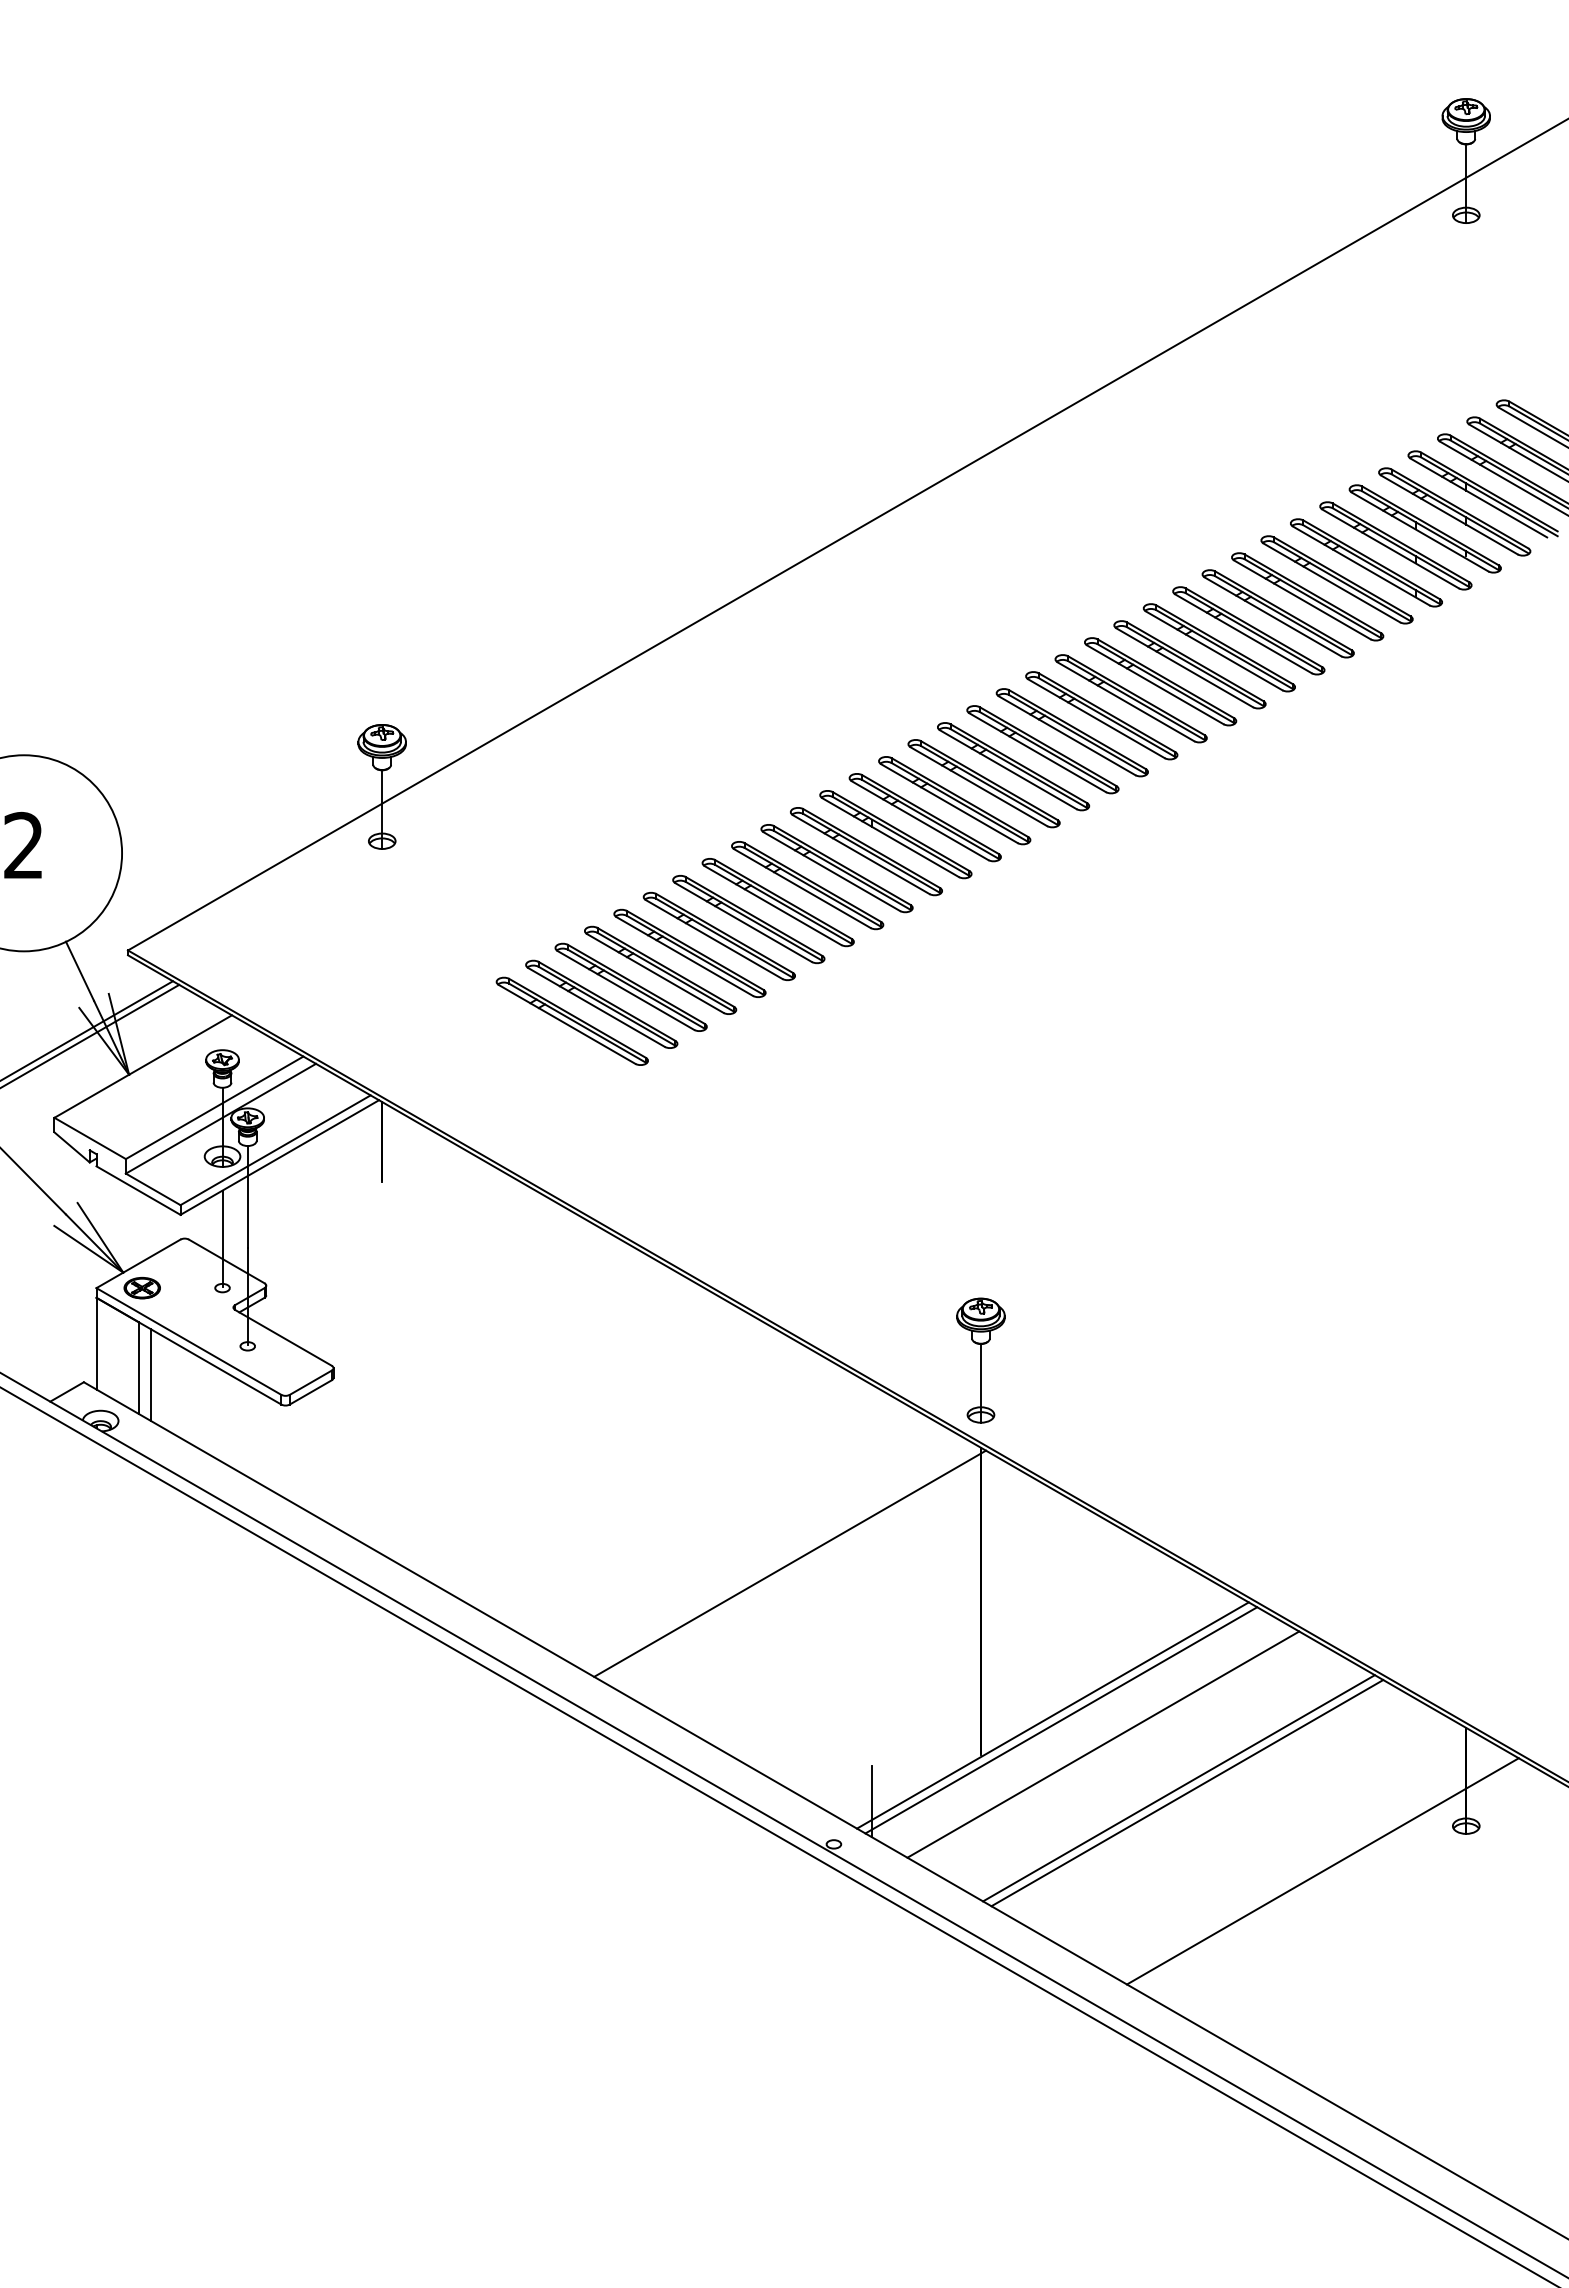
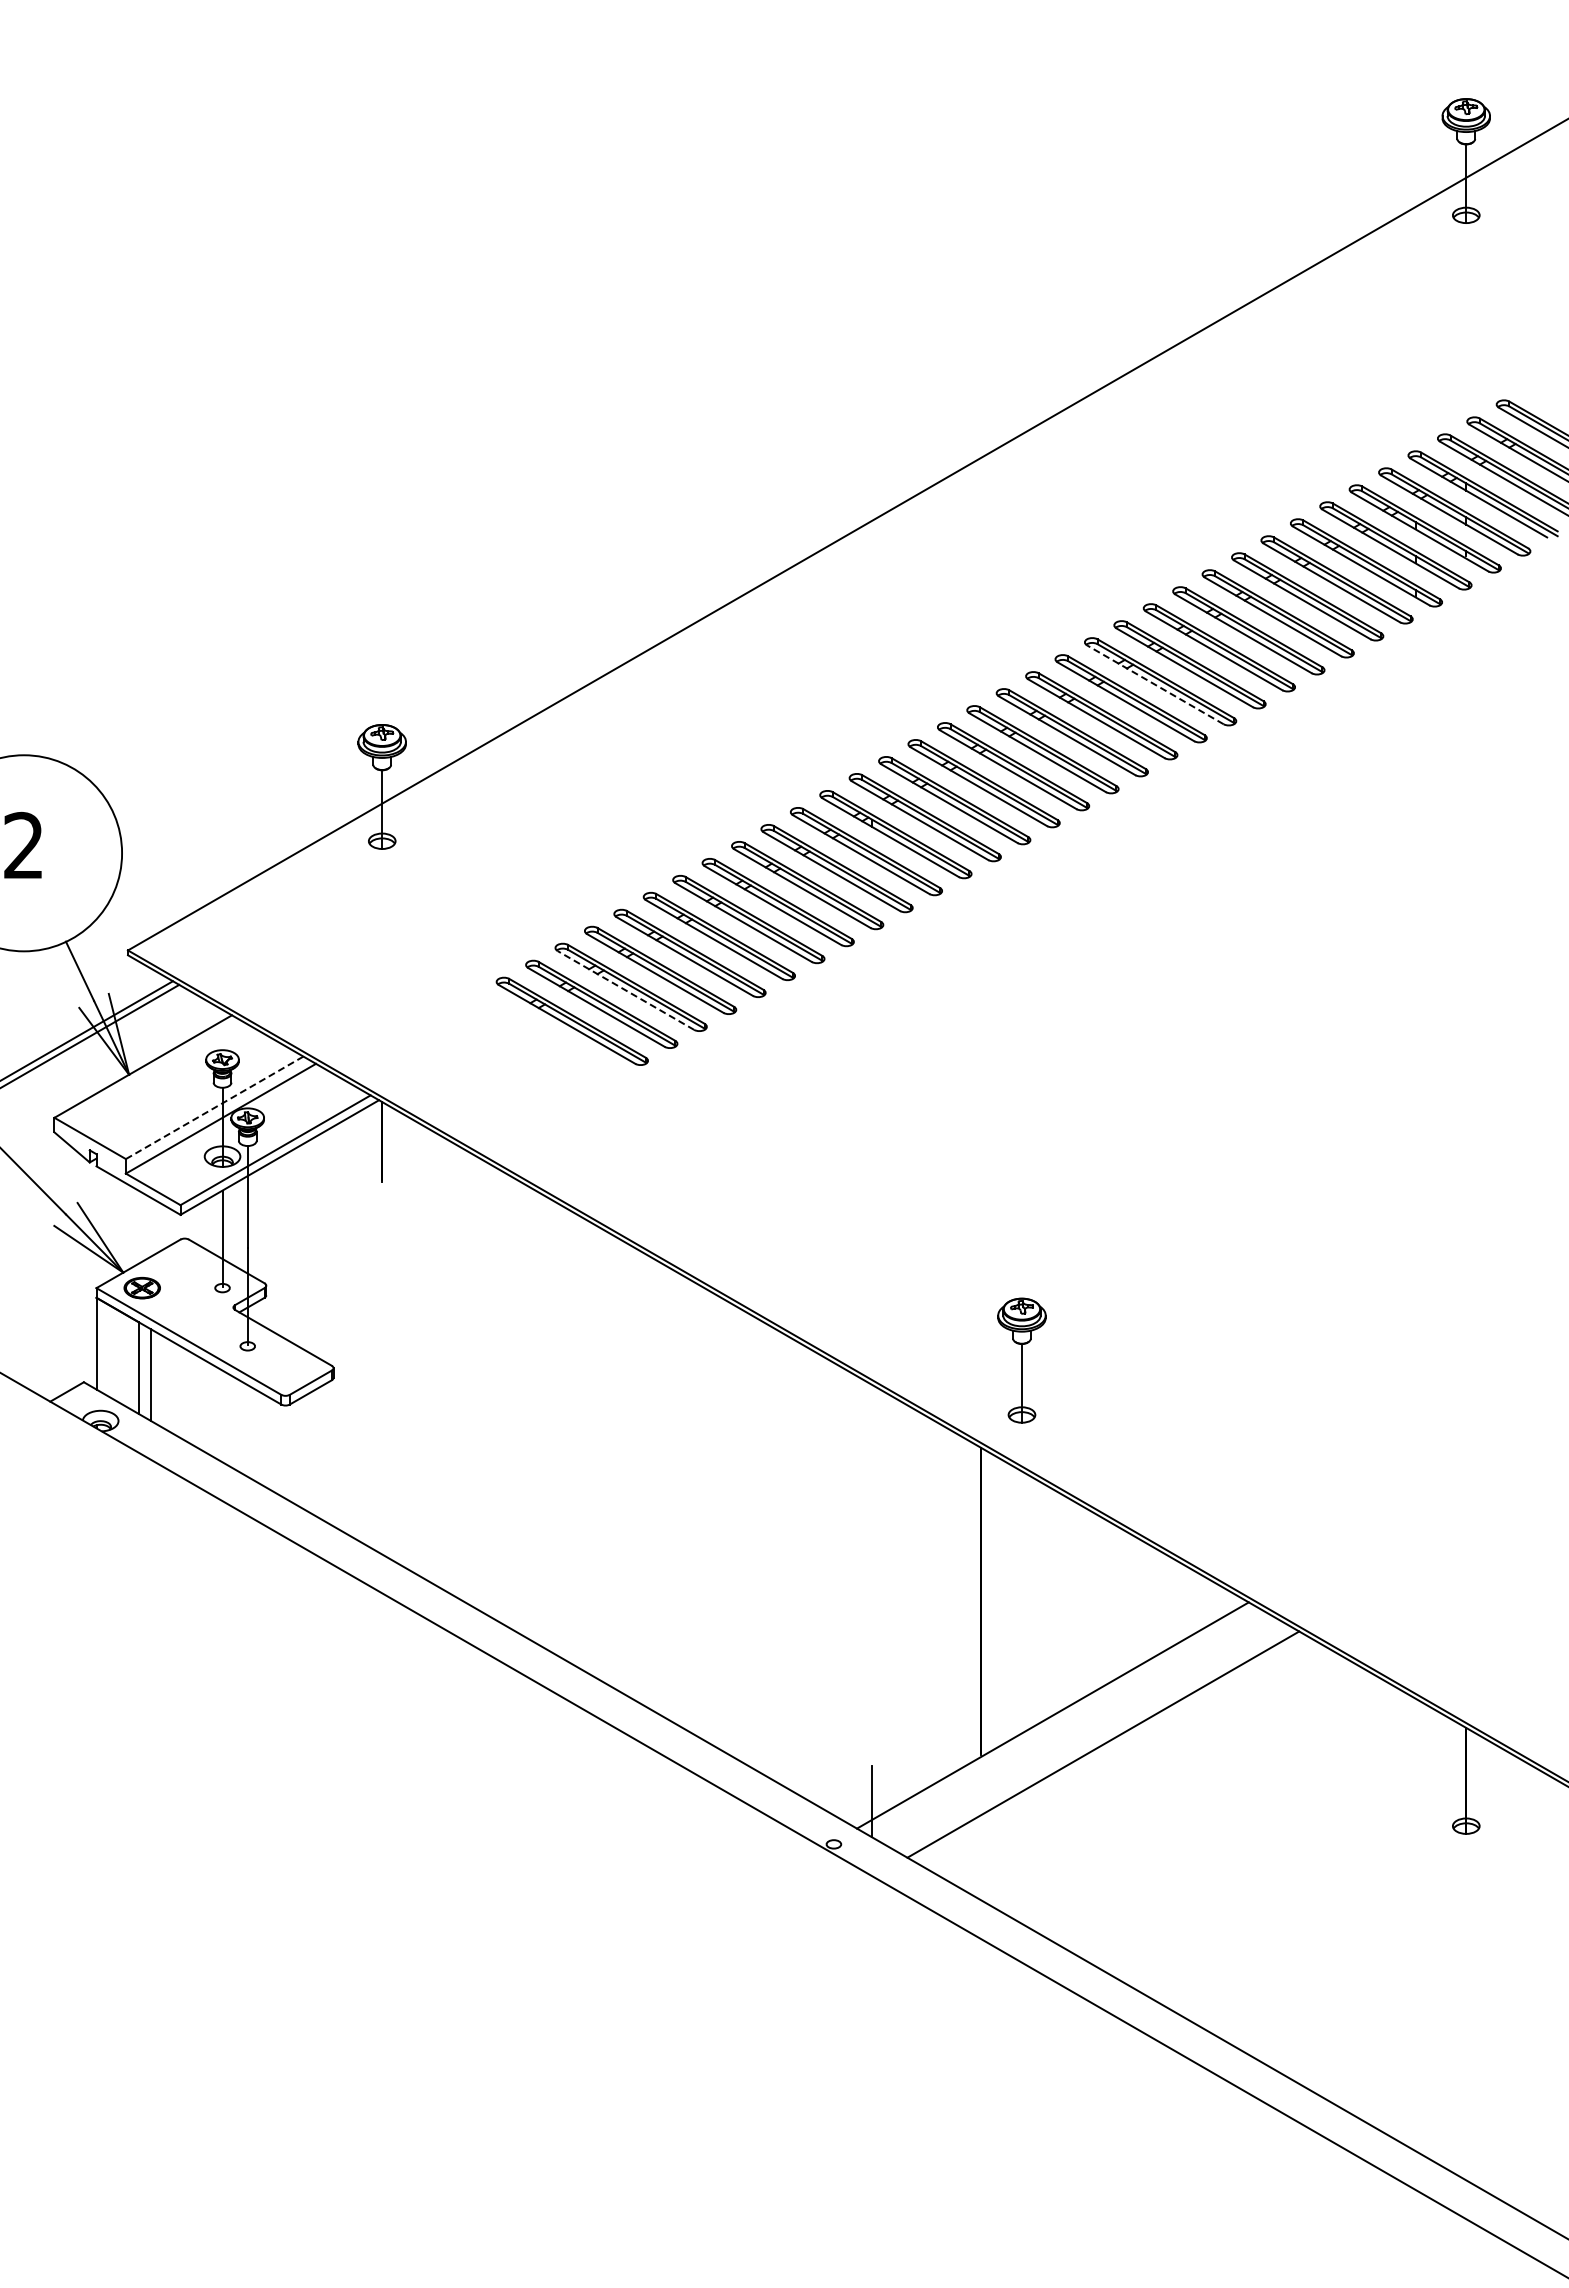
line: solid -> dashed (1155, 684)
line: solid -> dashed (625, 990)
line: solid -> dashed (214, 1108)
part position: (980, 1360) -> (1021, 1360) (1021, 1360)
line: present -> none (790, 1563)
line: present -> none (1061, 1720)
line: present -> none (1178, 1788)
line: present -> none (1187, 1793)
line: present -> none (778, 1836)
line: present -> none (1322, 1871)
